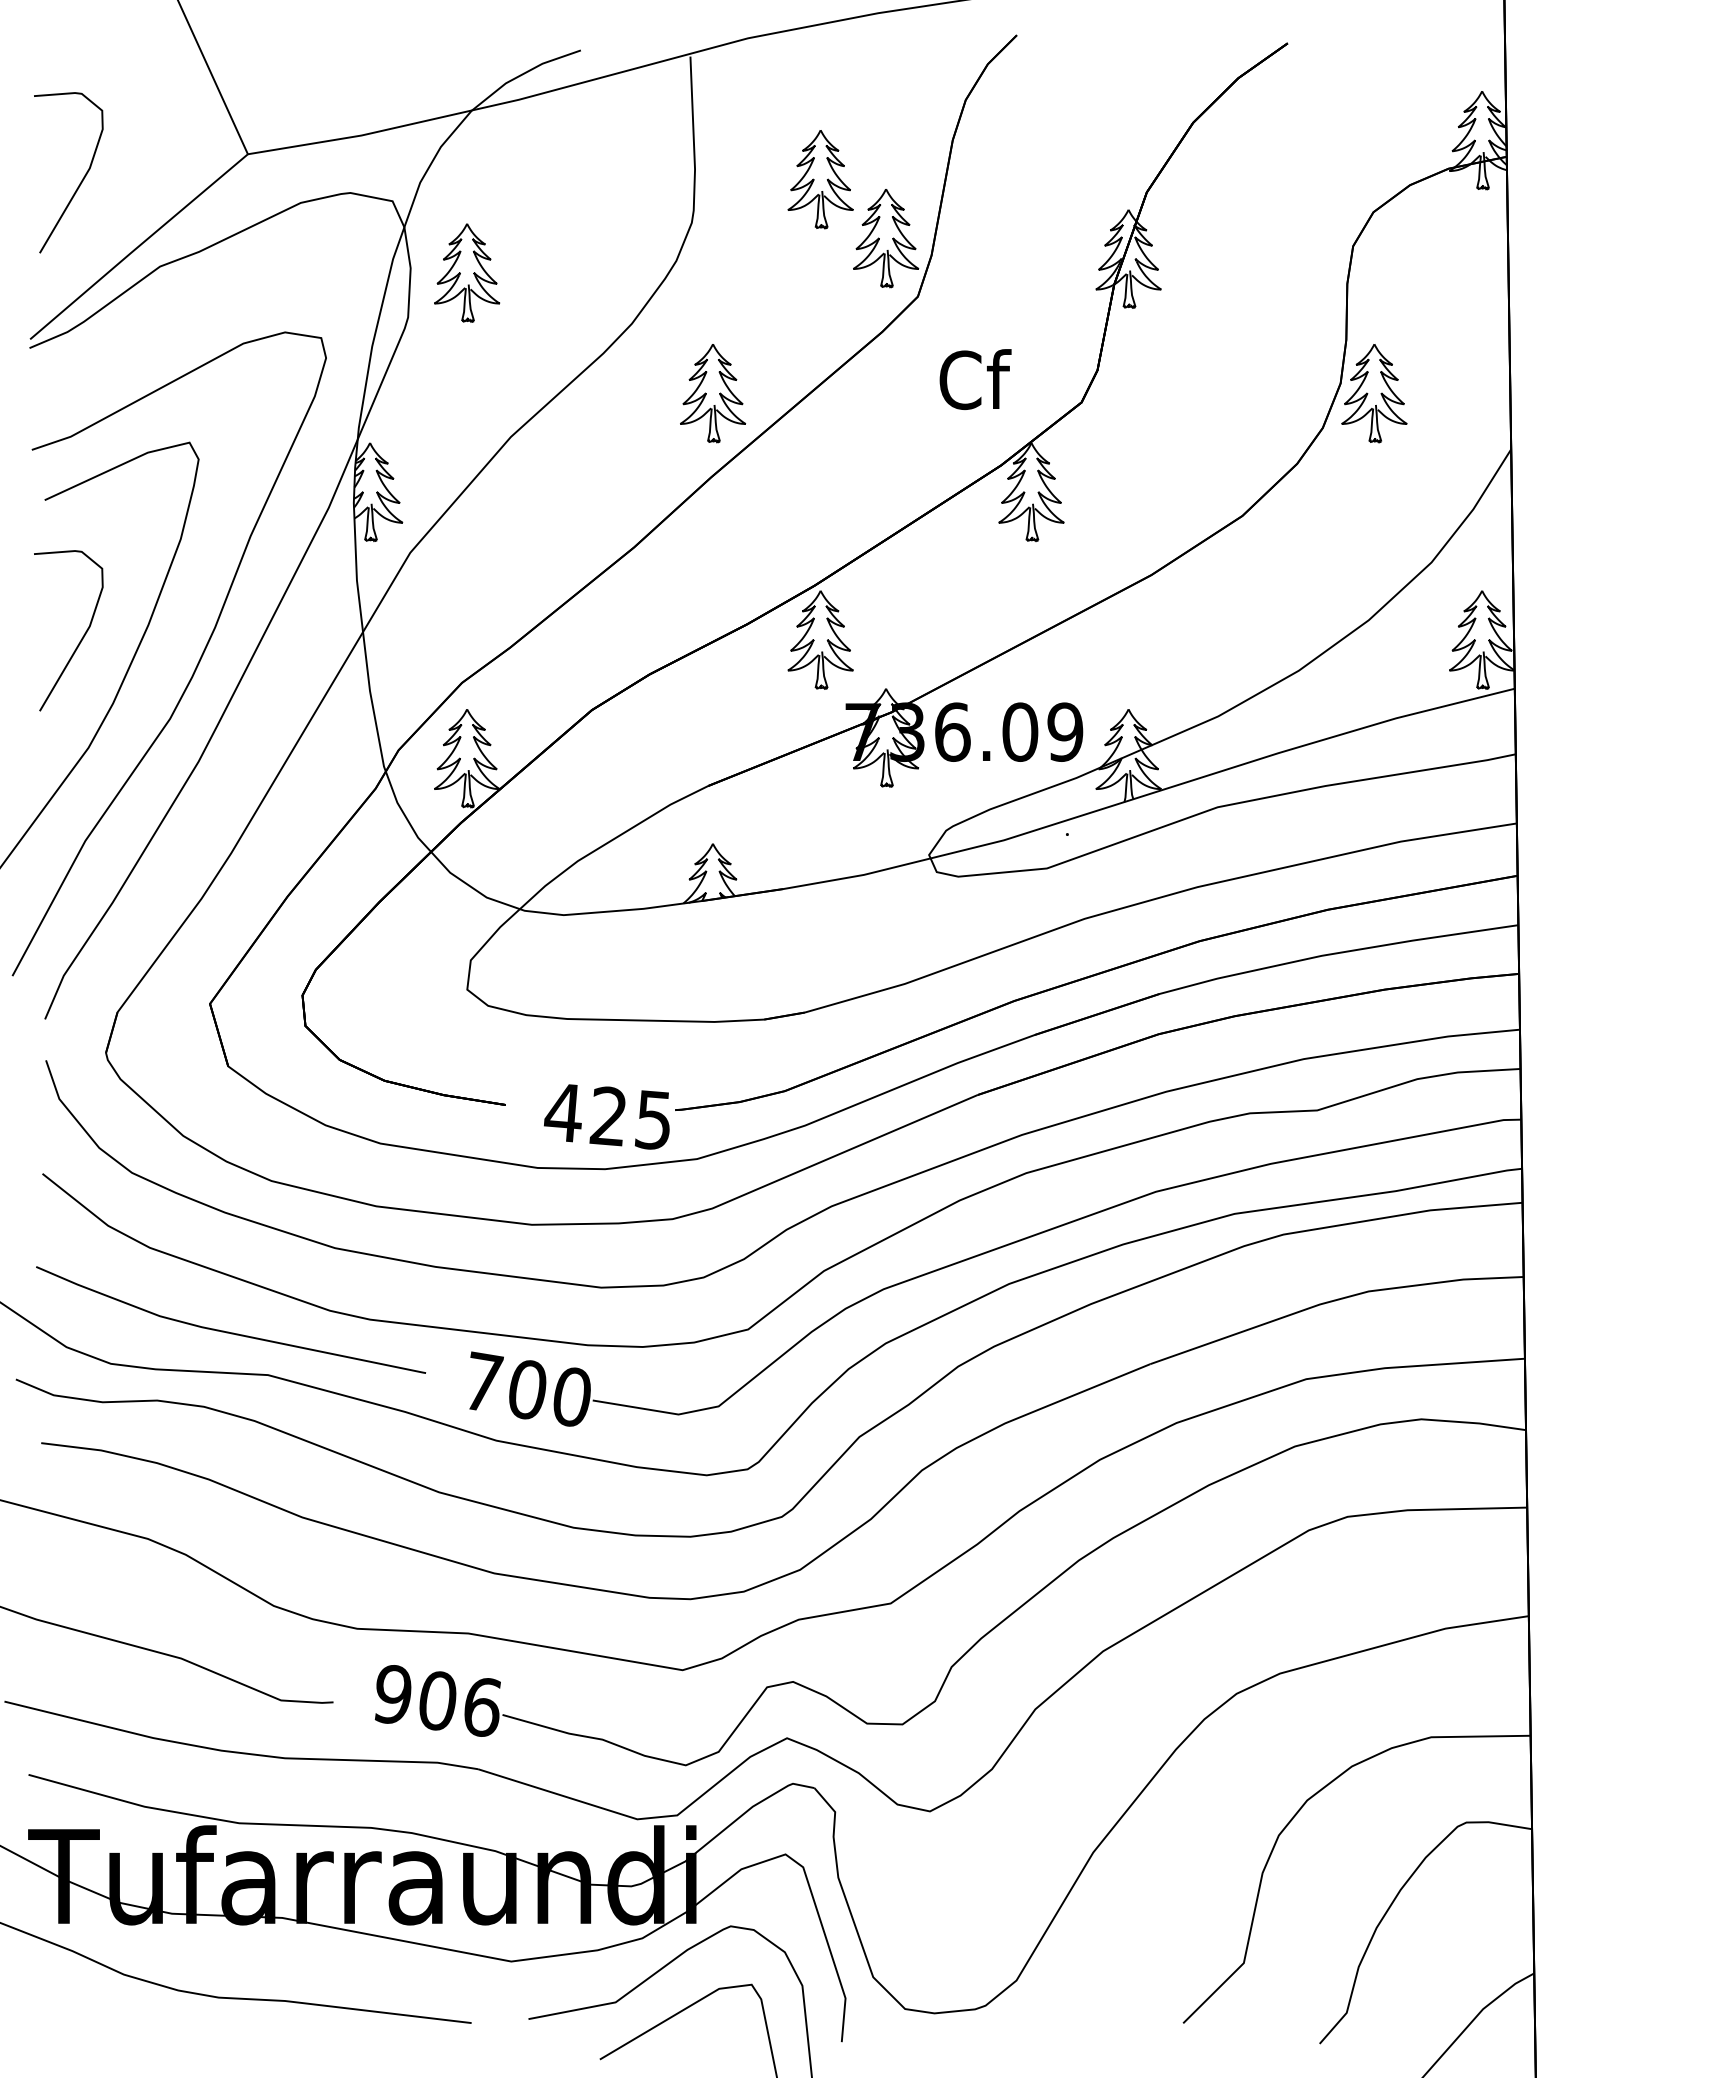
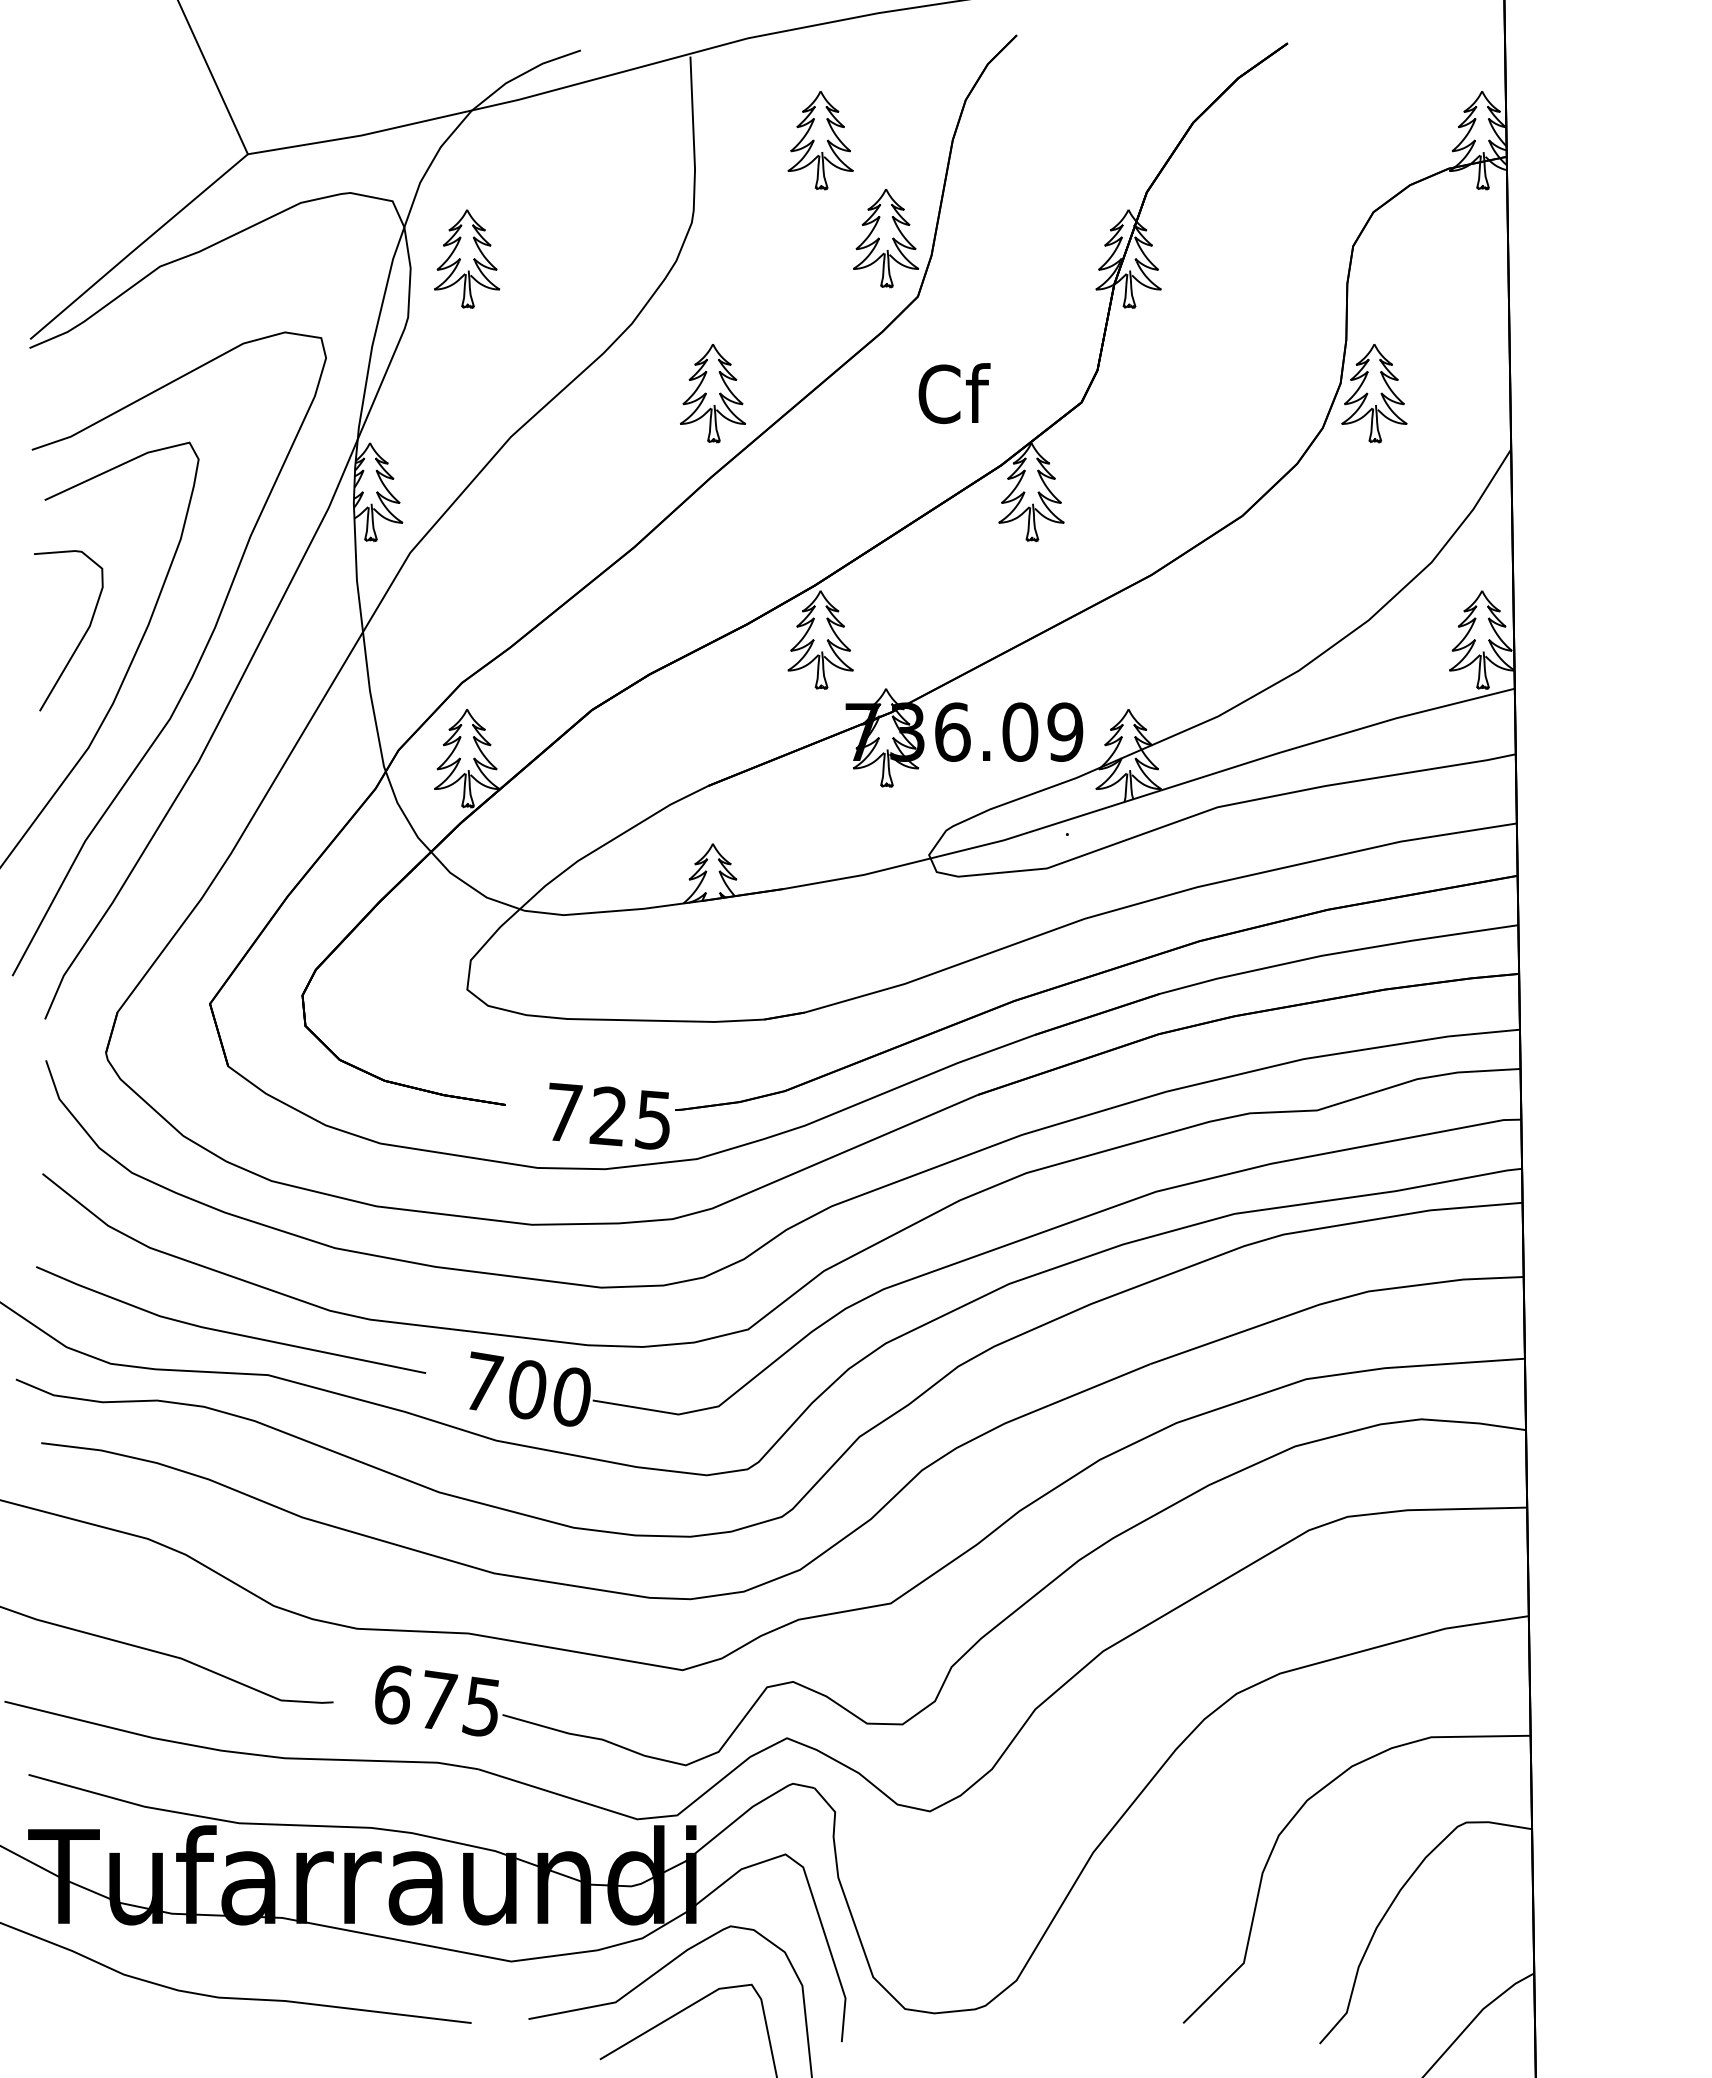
curve: present -> none (82, 178)
part position: (820, 179) -> (820, 140) (820, 140)
part position: (467, 272) -> (467, 258) (467, 258)
text position: (975, 379) -> (954, 393) (954, 393)
text: 425 -> 725 (562, 1112)
text: 906 -> 675 (437, 1700)
